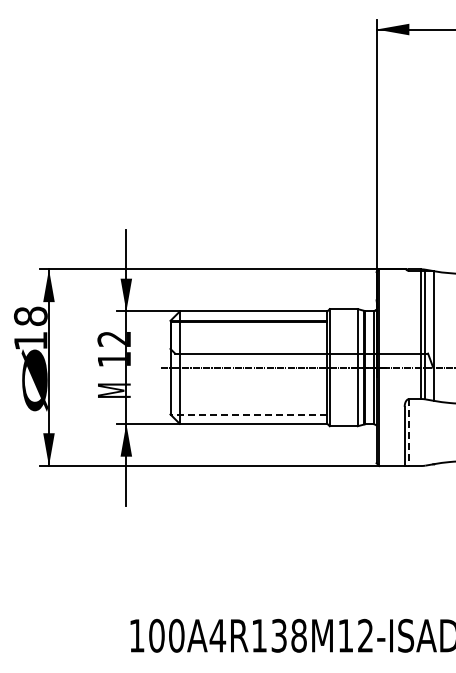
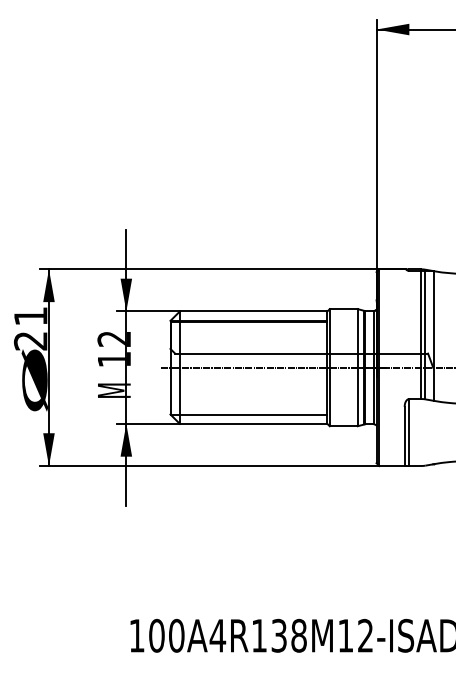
text: 18 -> 21 (30, 328)
line: dashed -> solid (248, 414)
line: dashed -> solid (409, 433)
